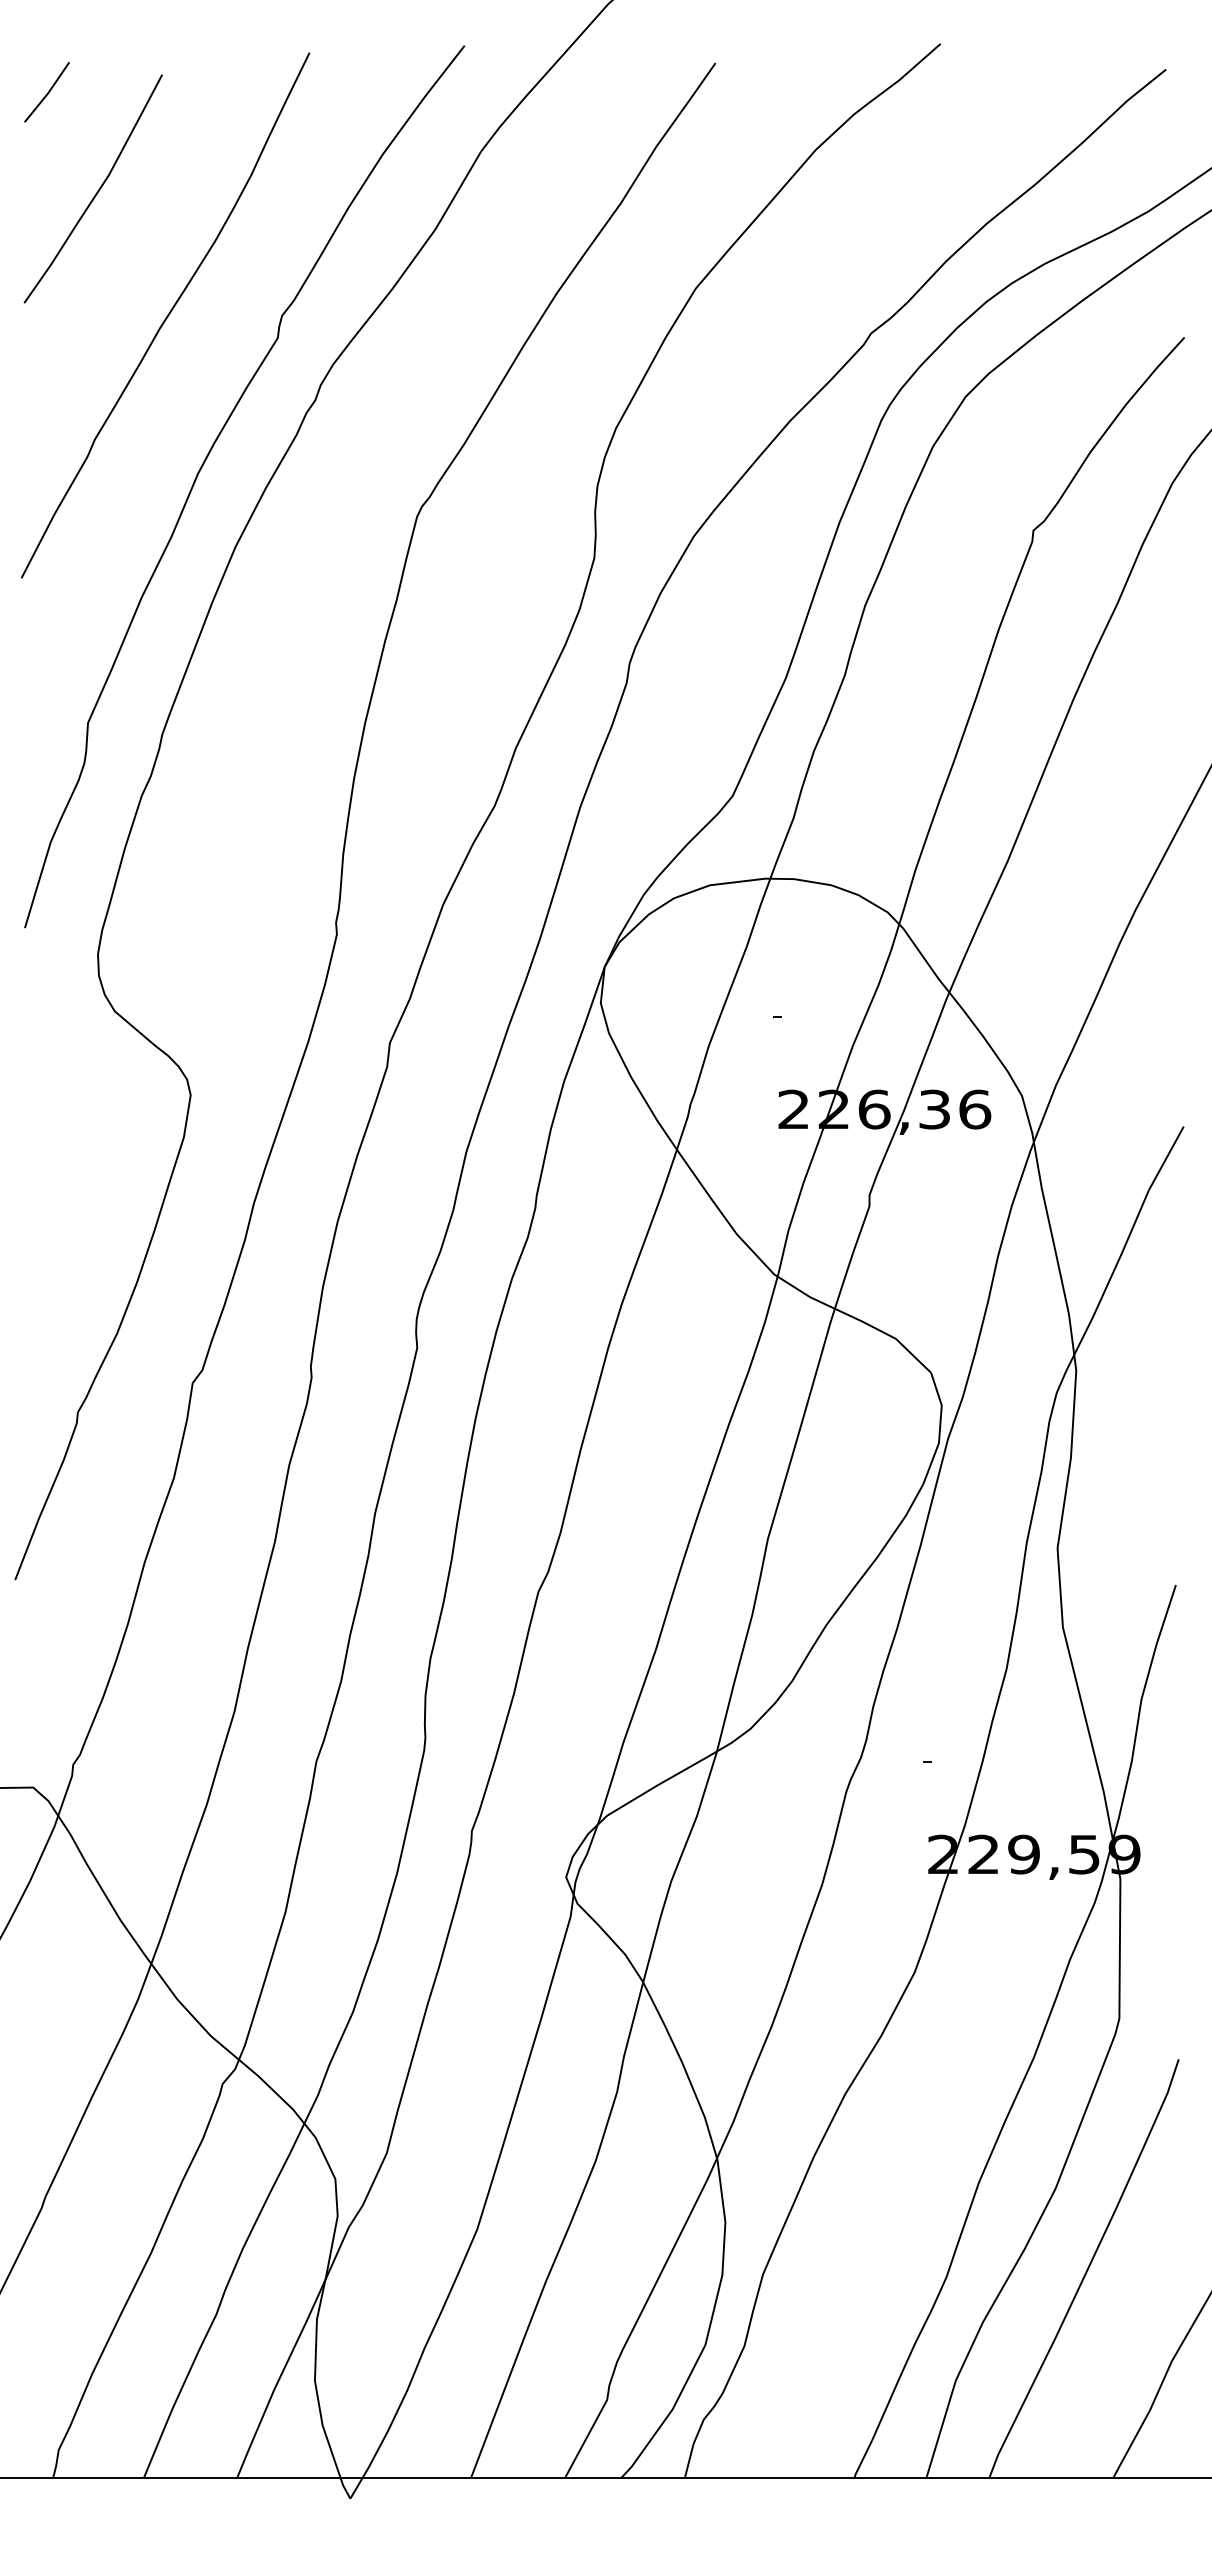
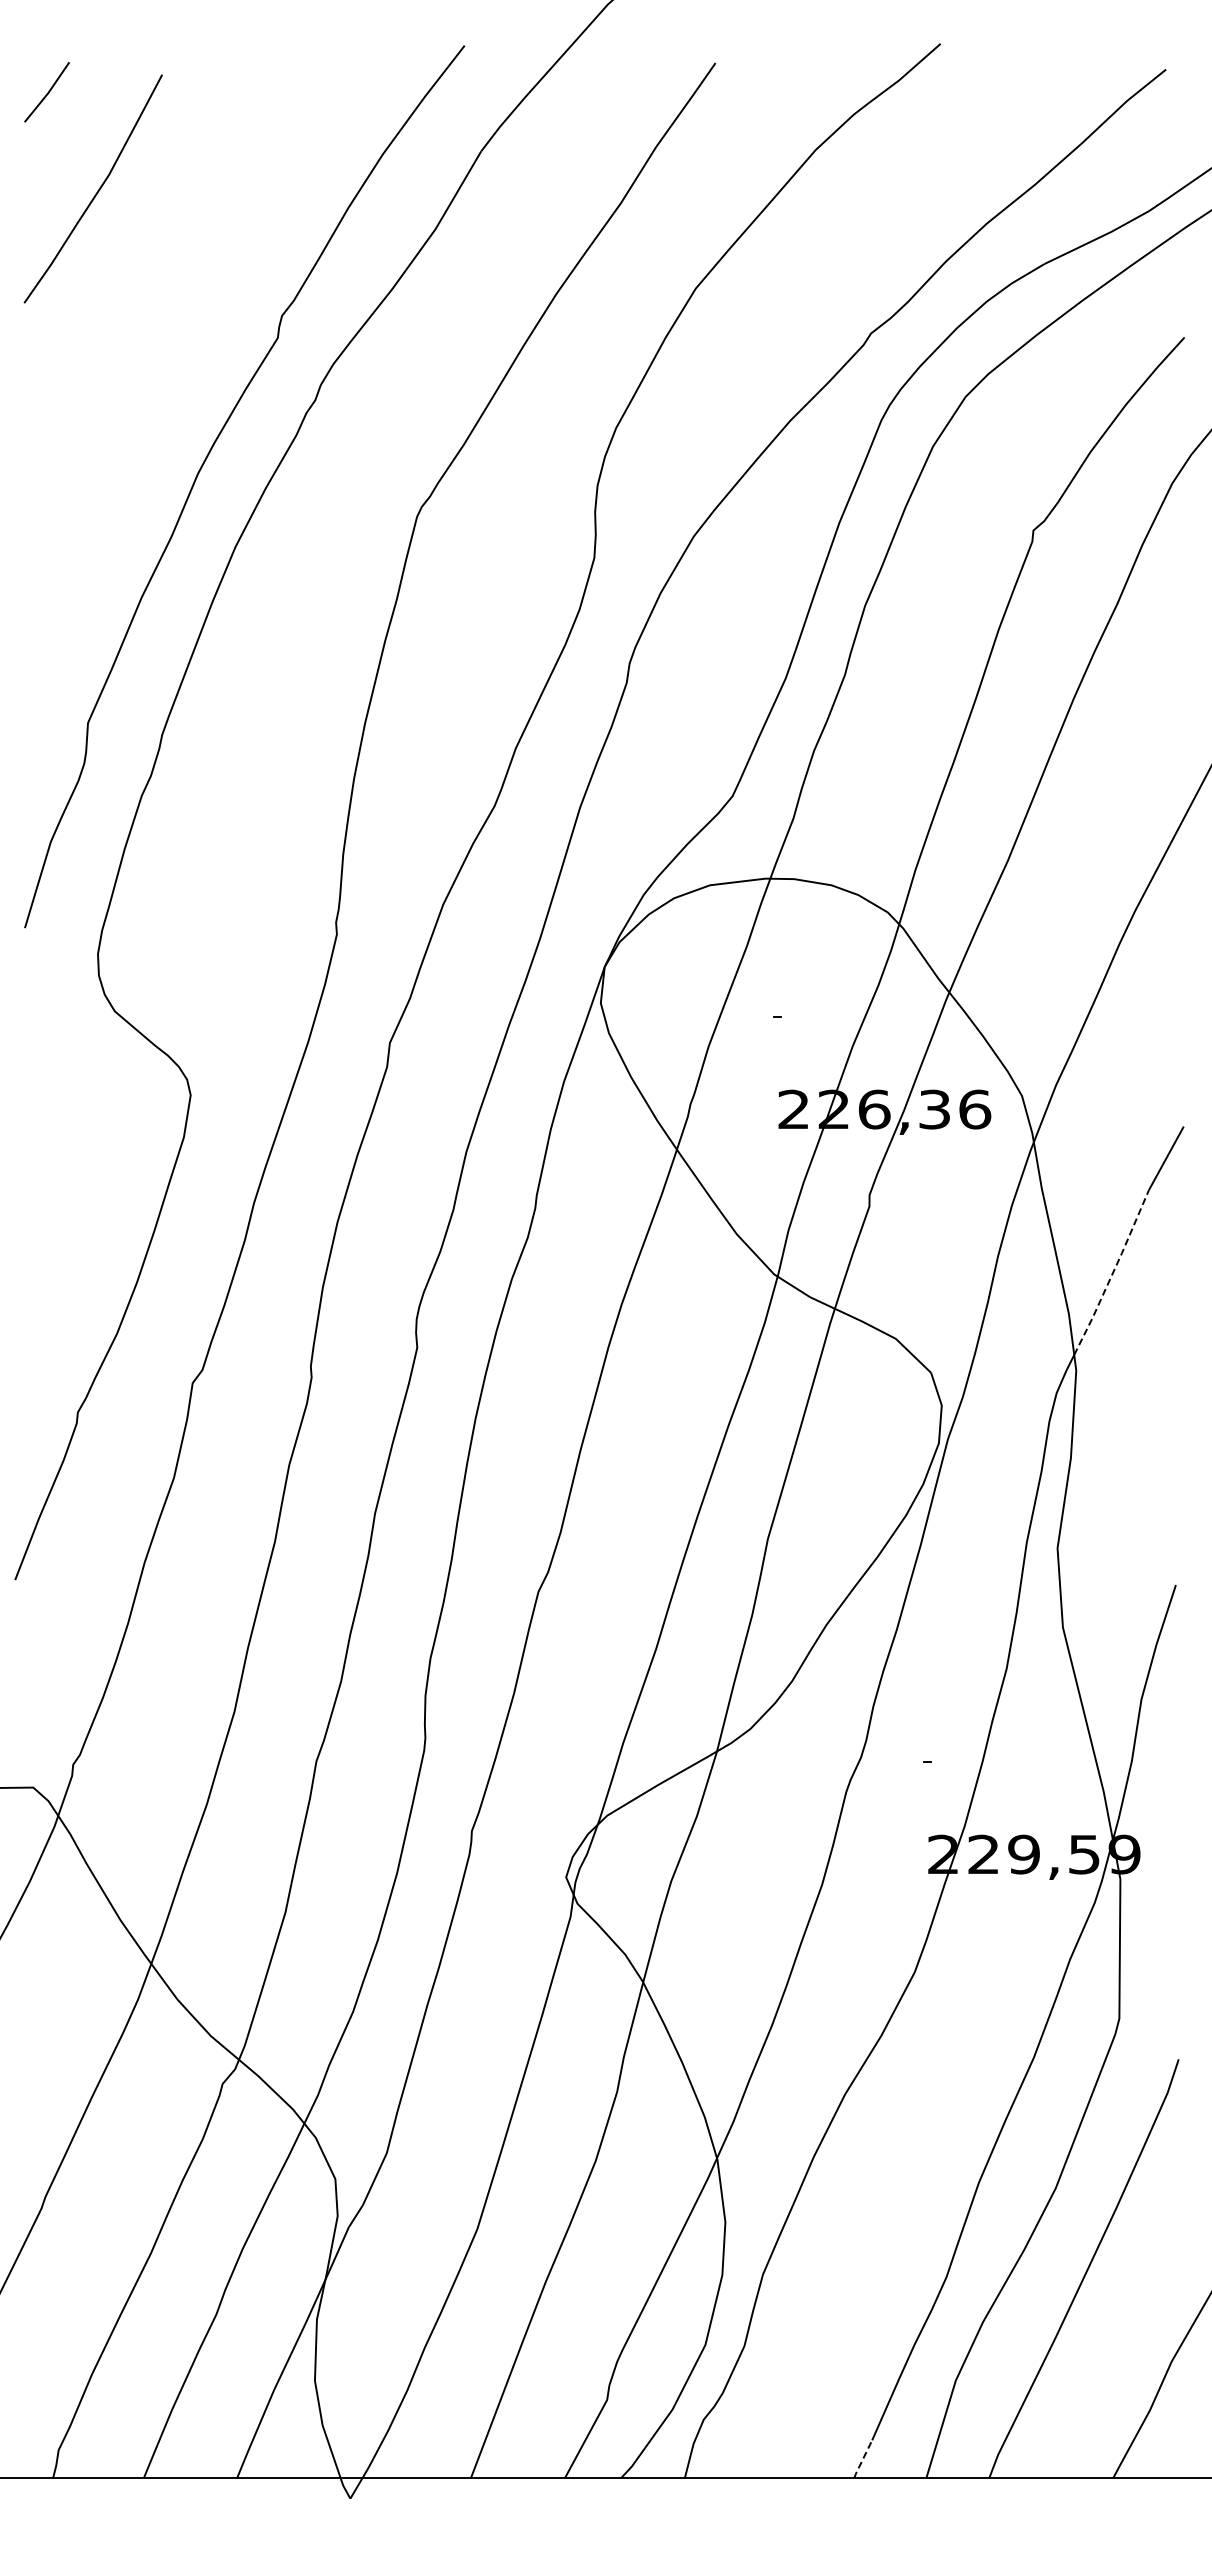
curve: present -> none (166, 316)
line: solid -> dashed (1112, 1273)
line: solid -> dashed (862, 2459)
